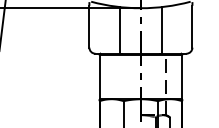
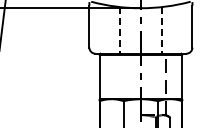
line: solid -> dashed (119, 30)
line: solid -> dashed (161, 30)
